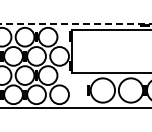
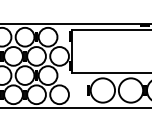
line: dashed -> solid (76, 23)
